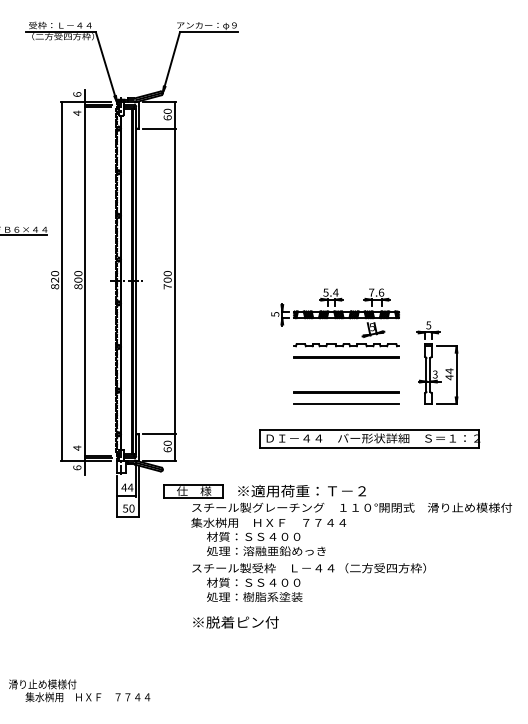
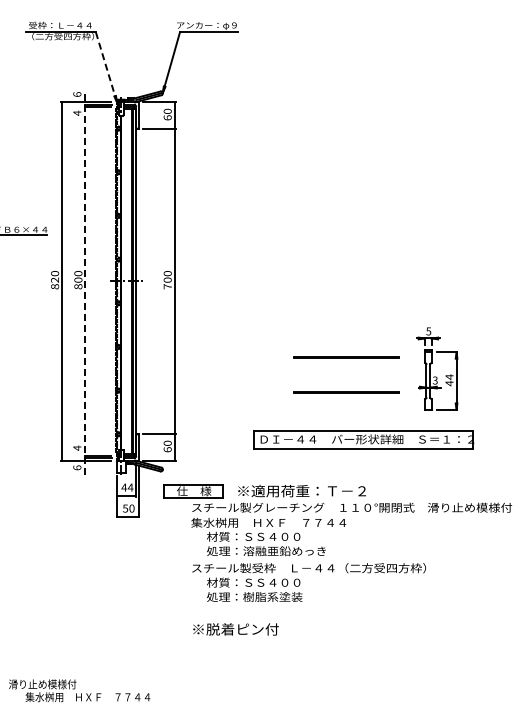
line: solid -> dashed (106, 67)
line: solid -> dashed (85, 282)
part: present -> none (335, 317)
part position: (430, 362) -> (430, 368) (430, 368)
line: present -> none (346, 403)
part position: (369, 438) -> (363, 439) (363, 439)
text position: (235, 622) -> (235, 629) (235, 629)
